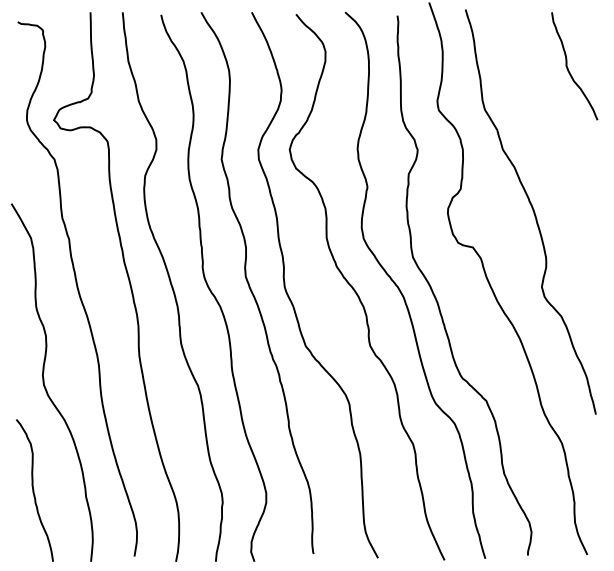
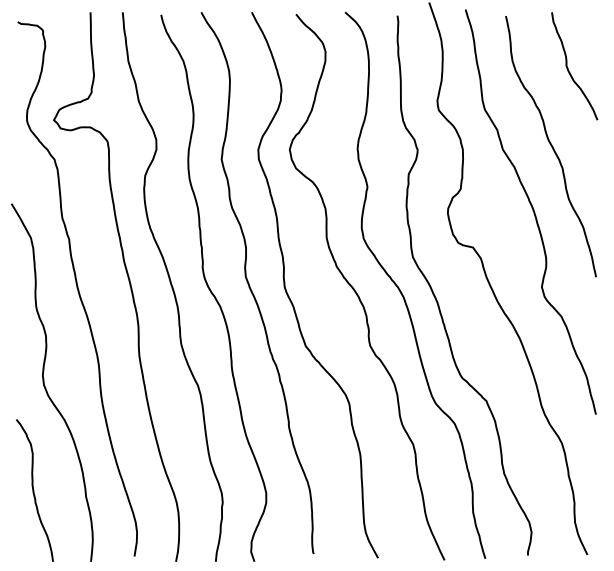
curve: none -> present (550, 145)
